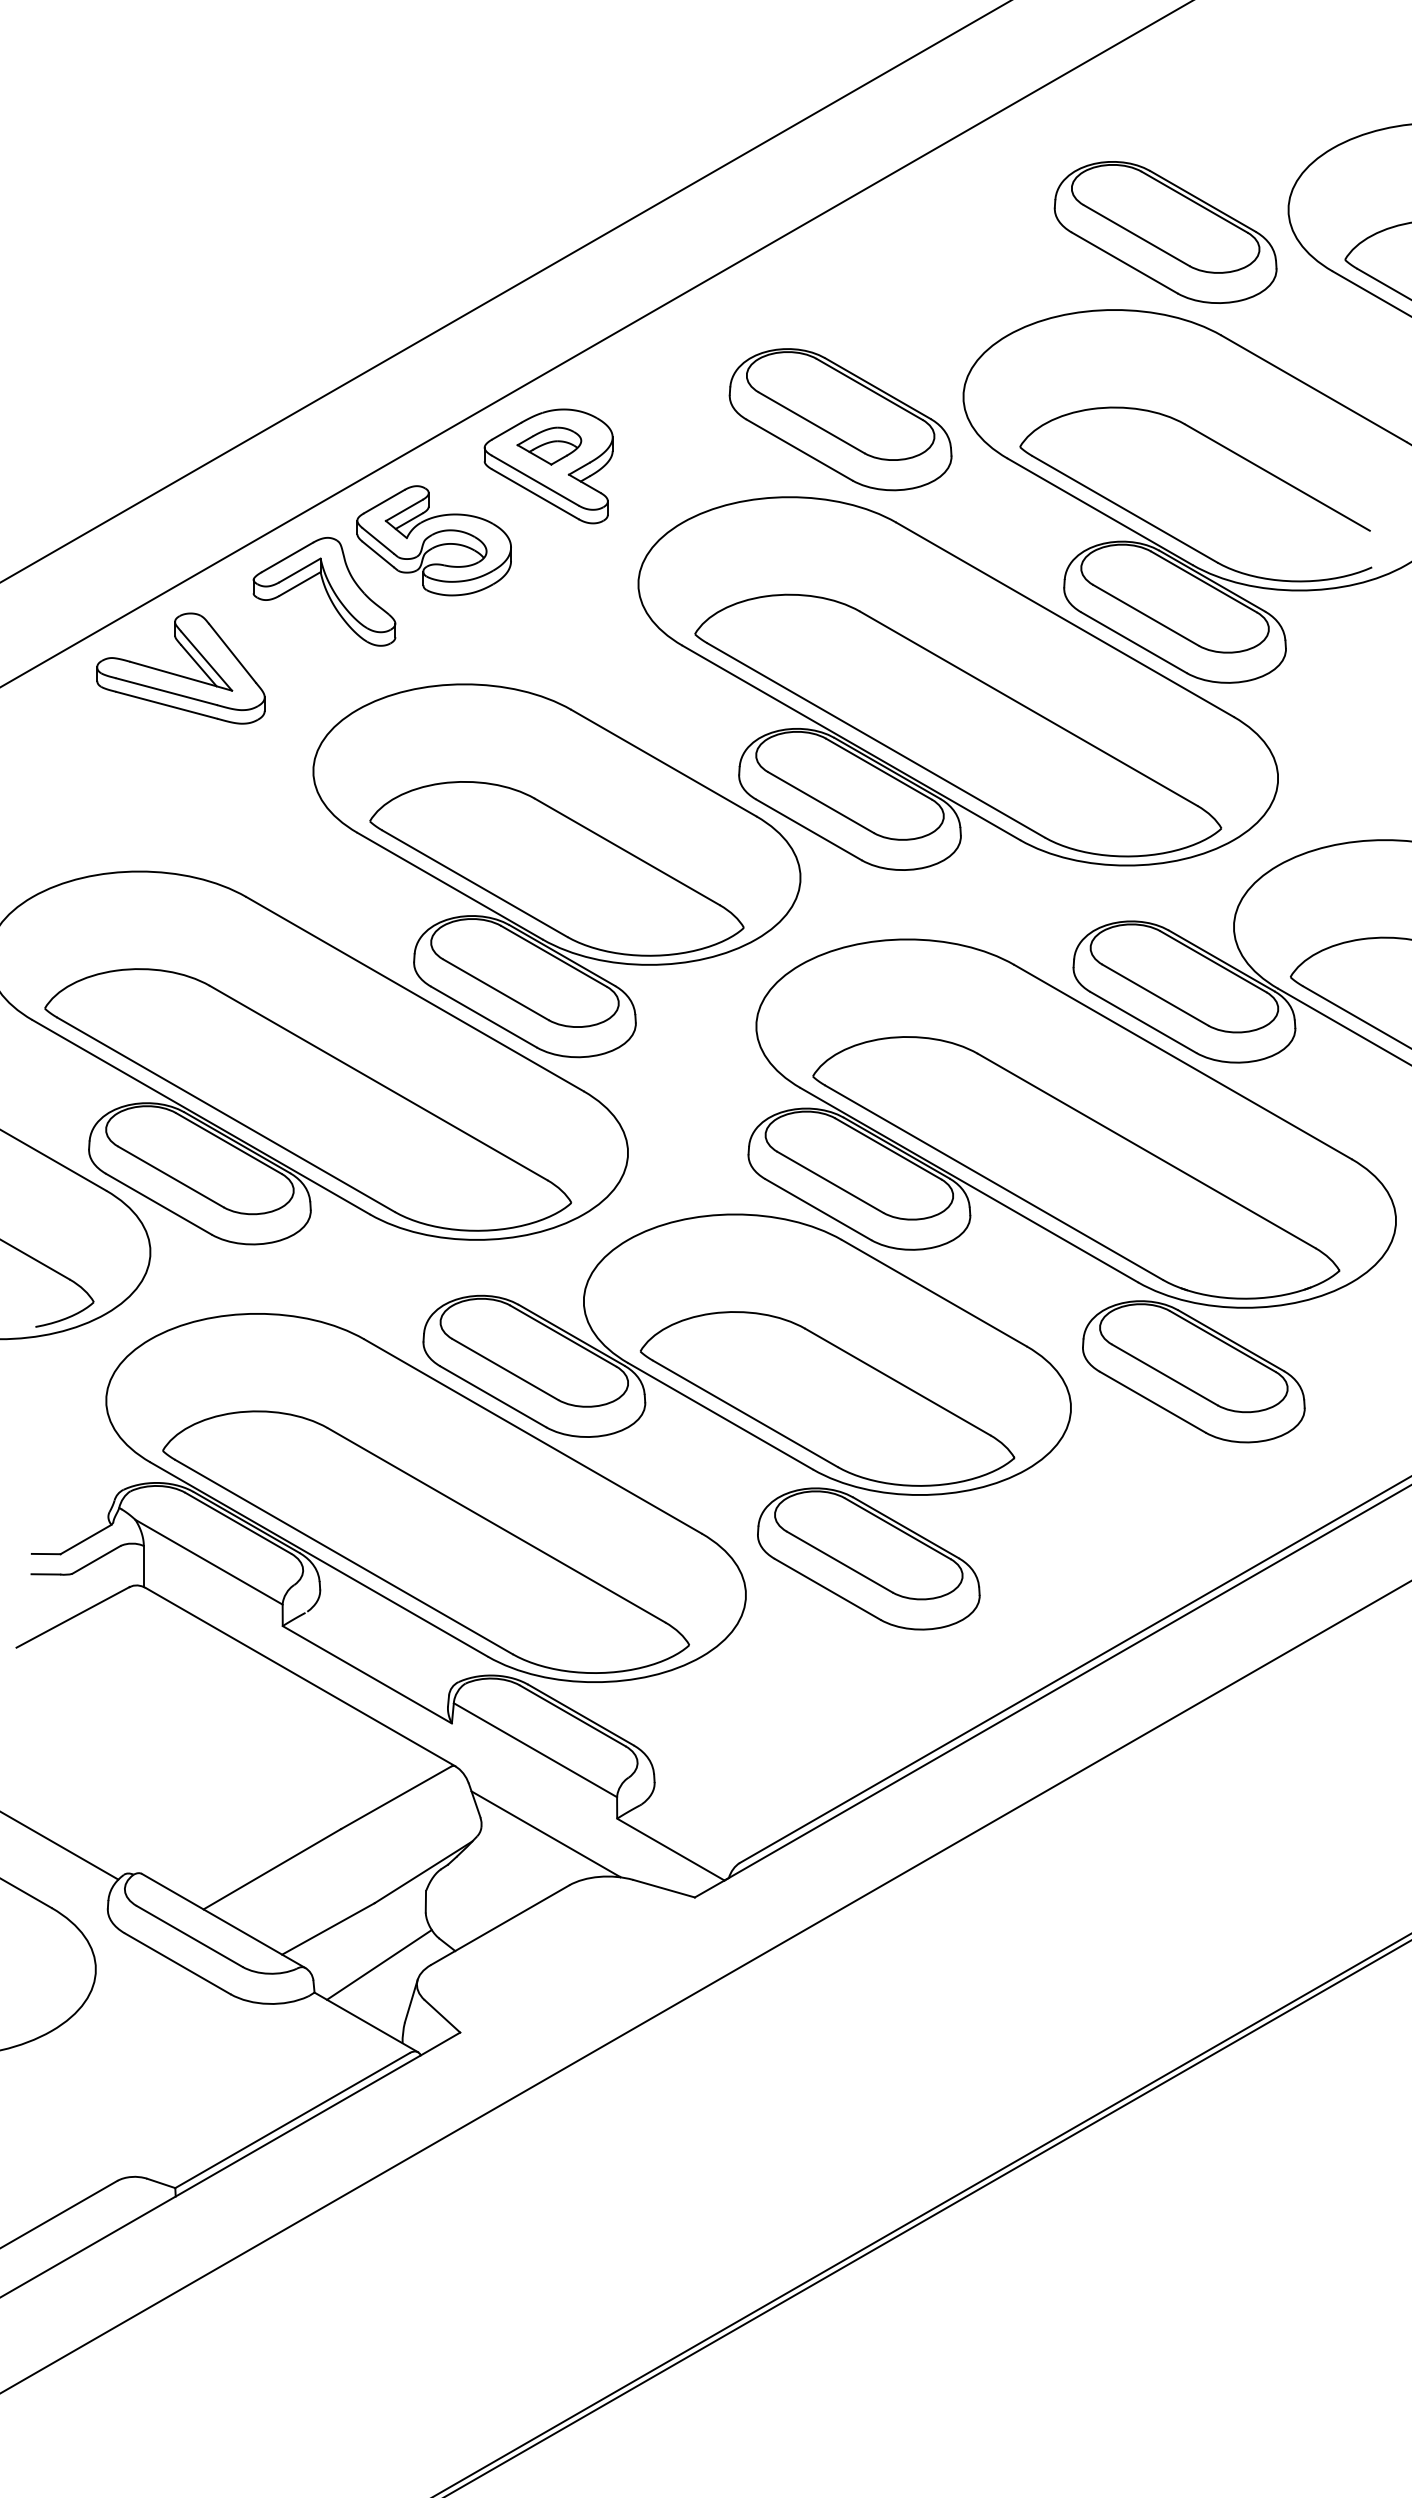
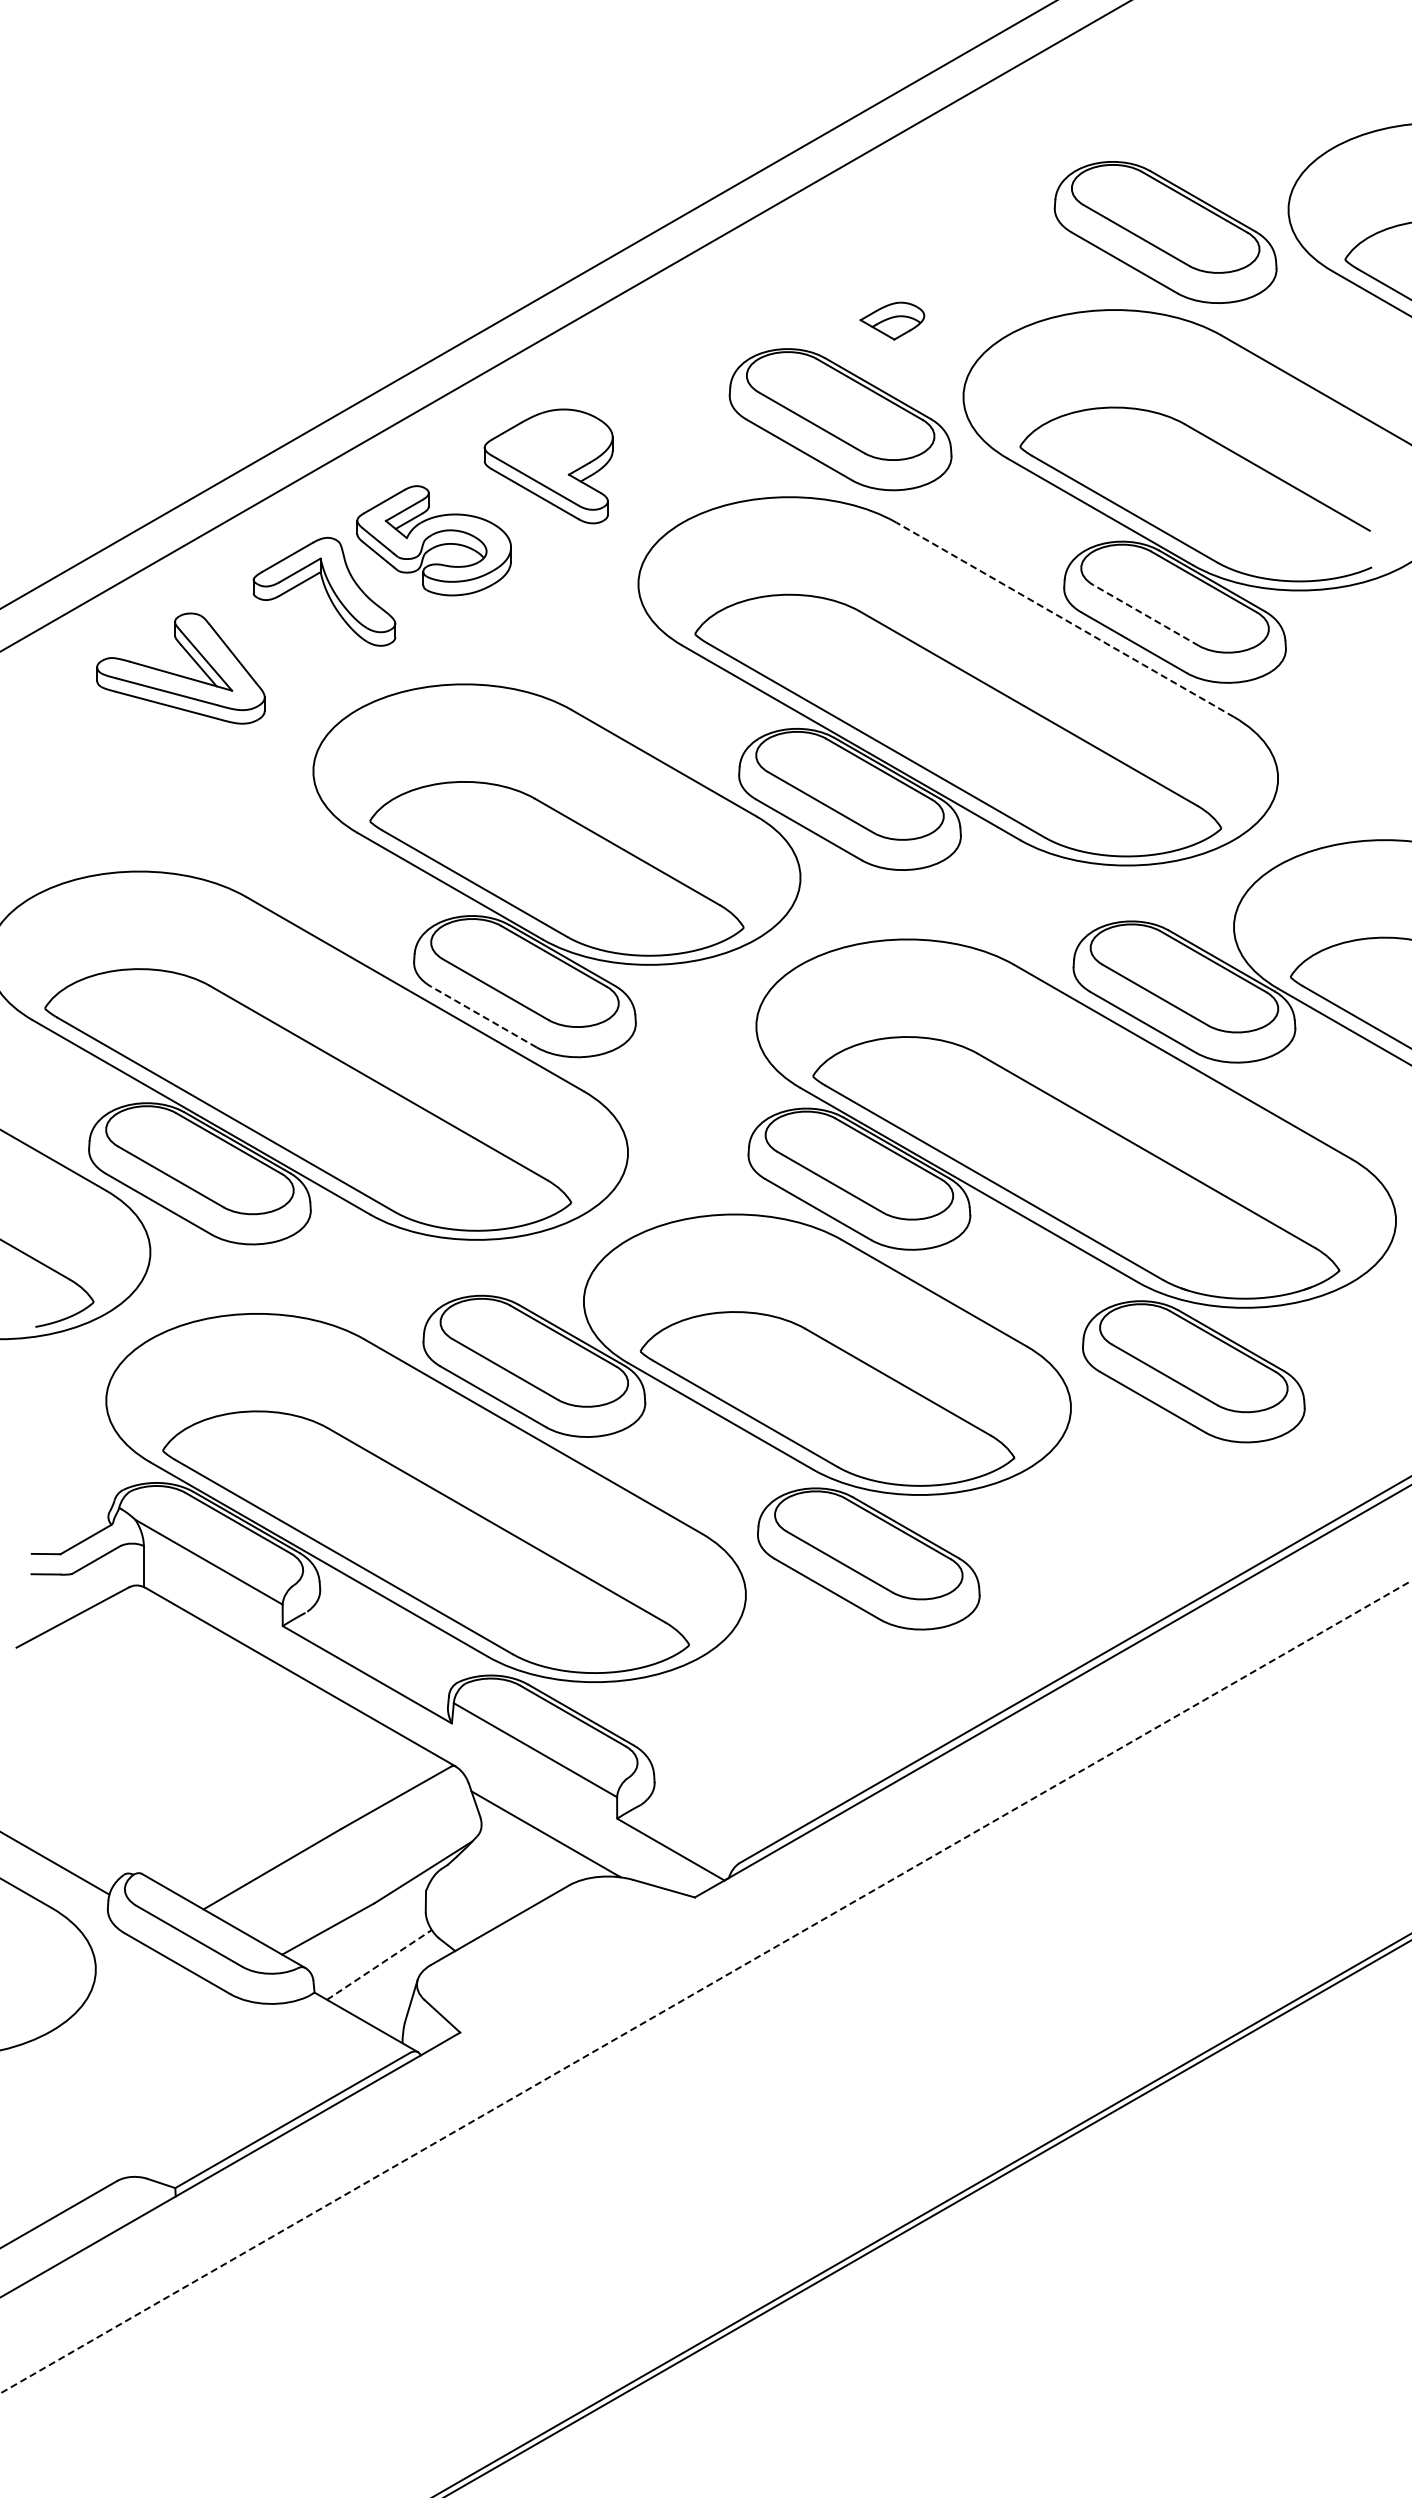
line position: (505, 291) -> (527, 304) (527, 304)
line position: (596, 344) -> (564, 326) (564, 326)
part position: (549, 445) -> (892, 320) (892, 320)
line: solid -> dashed (1146, 615)
line: solid -> dashed (1065, 619)
line: solid -> dashed (483, 1017)
line position: (60, 1846) -> (55, 1863) (55, 1863)
line: solid -> dashed (379, 1964)
line: solid -> dashed (705, 1987)
